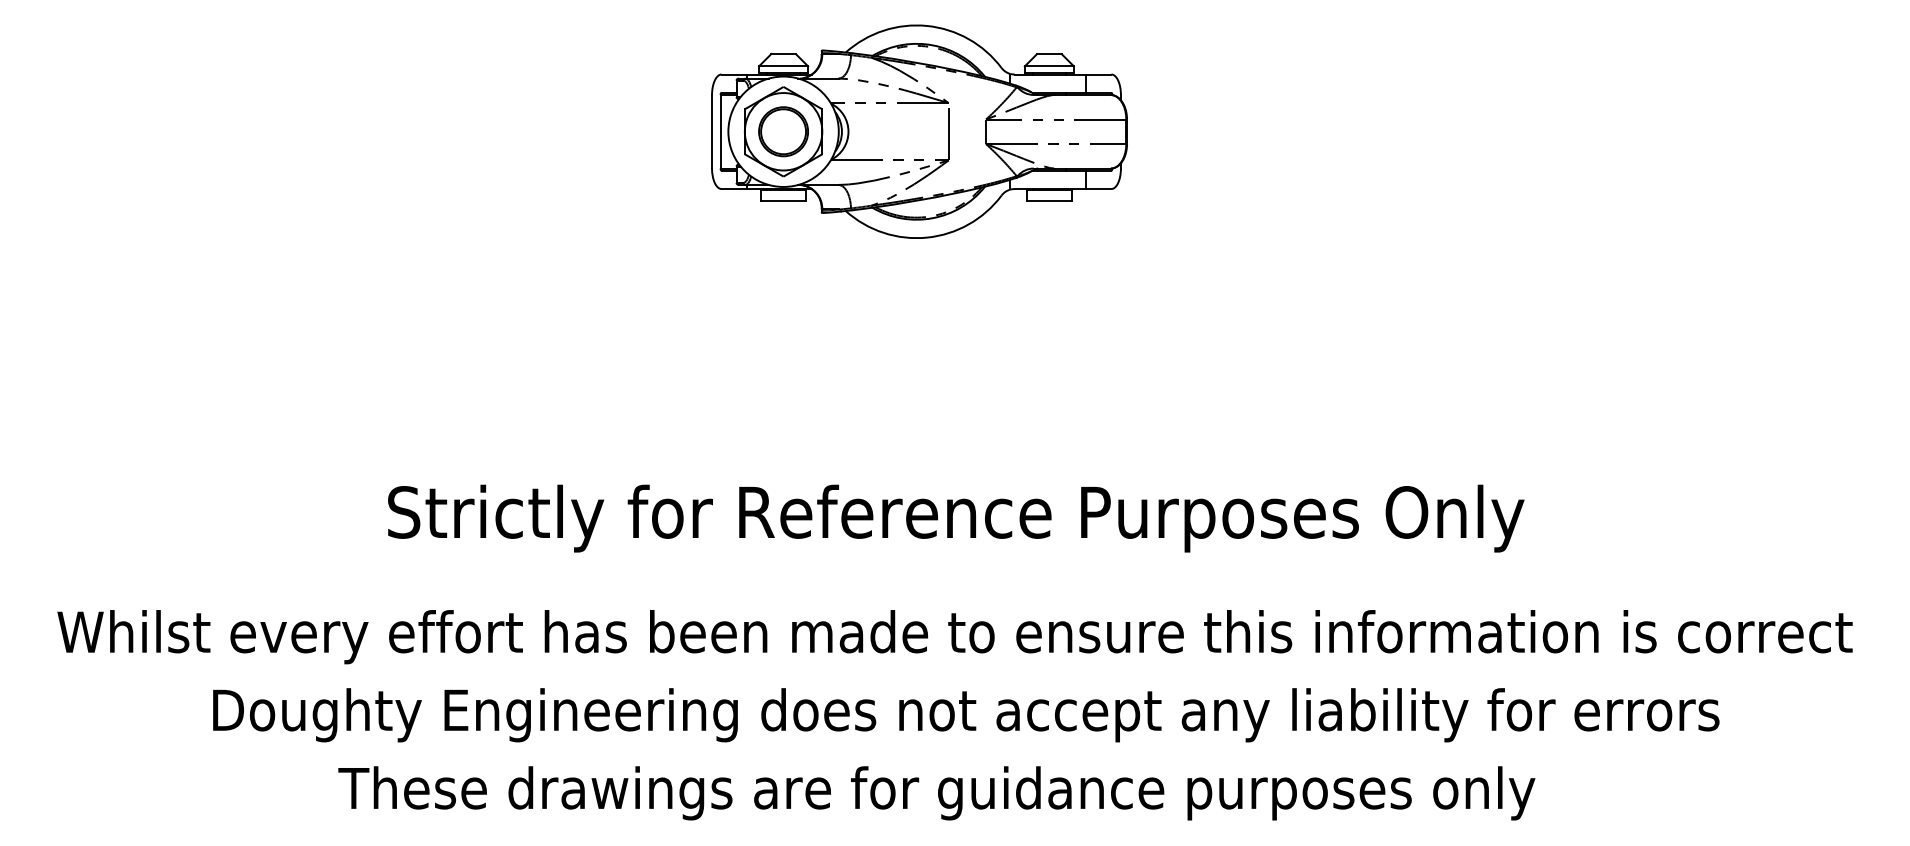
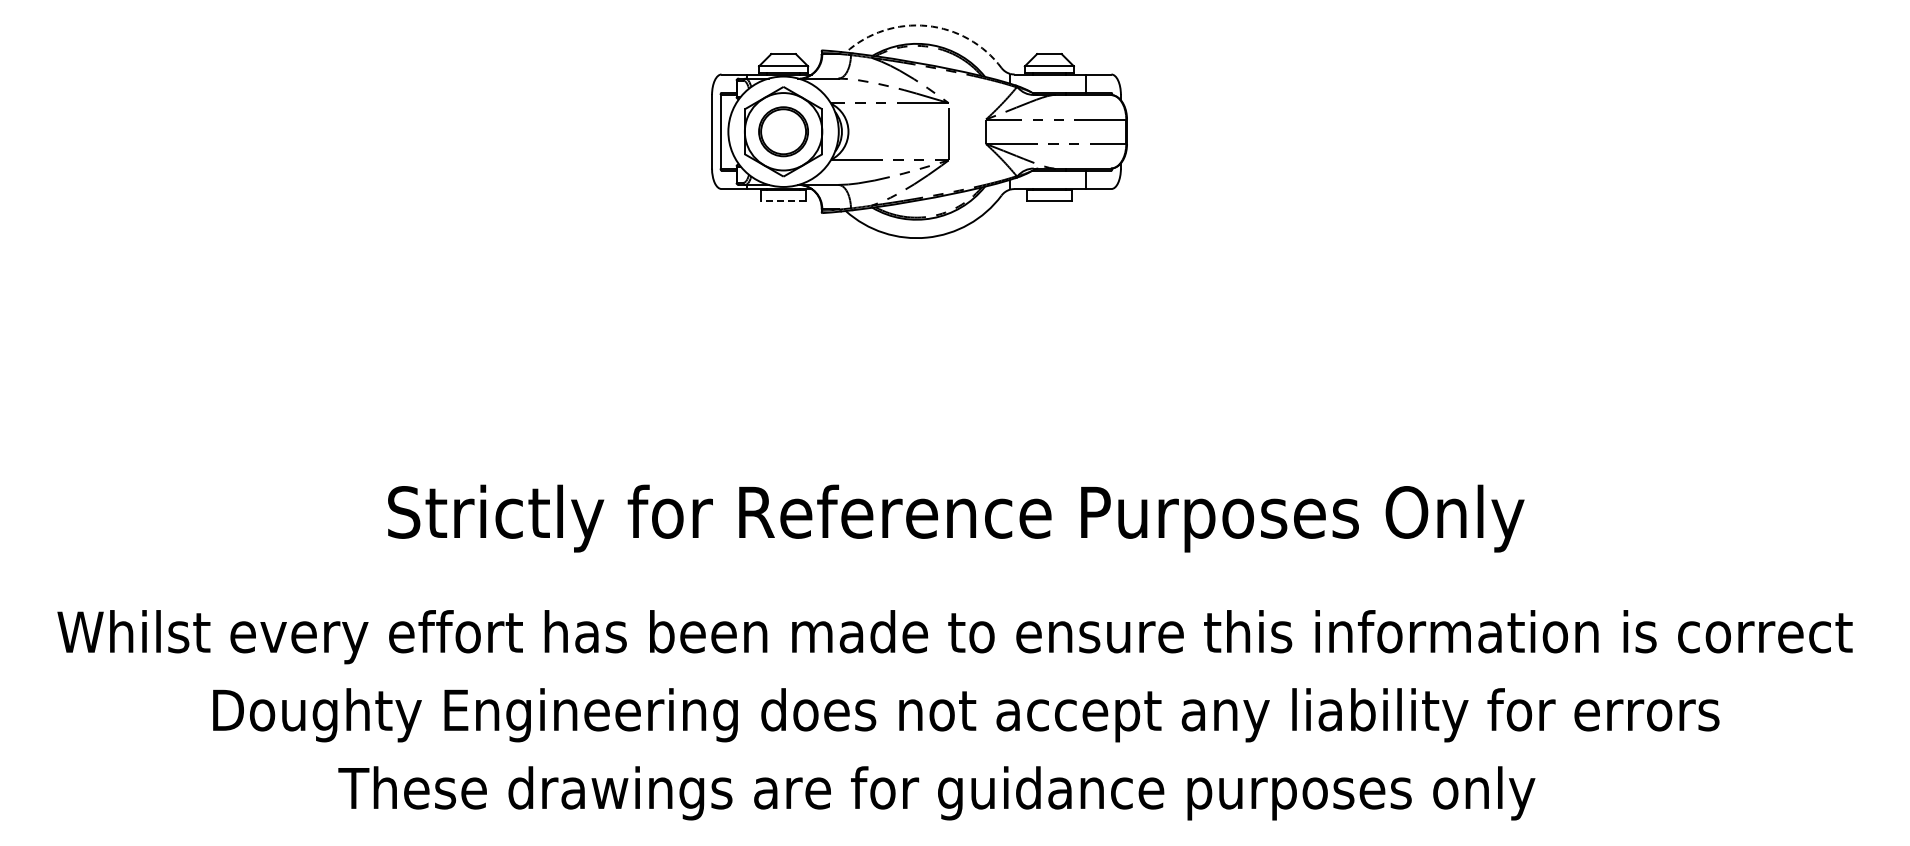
arc: solid -> dashed (927, 25)
line: solid -> dashed (783, 201)
